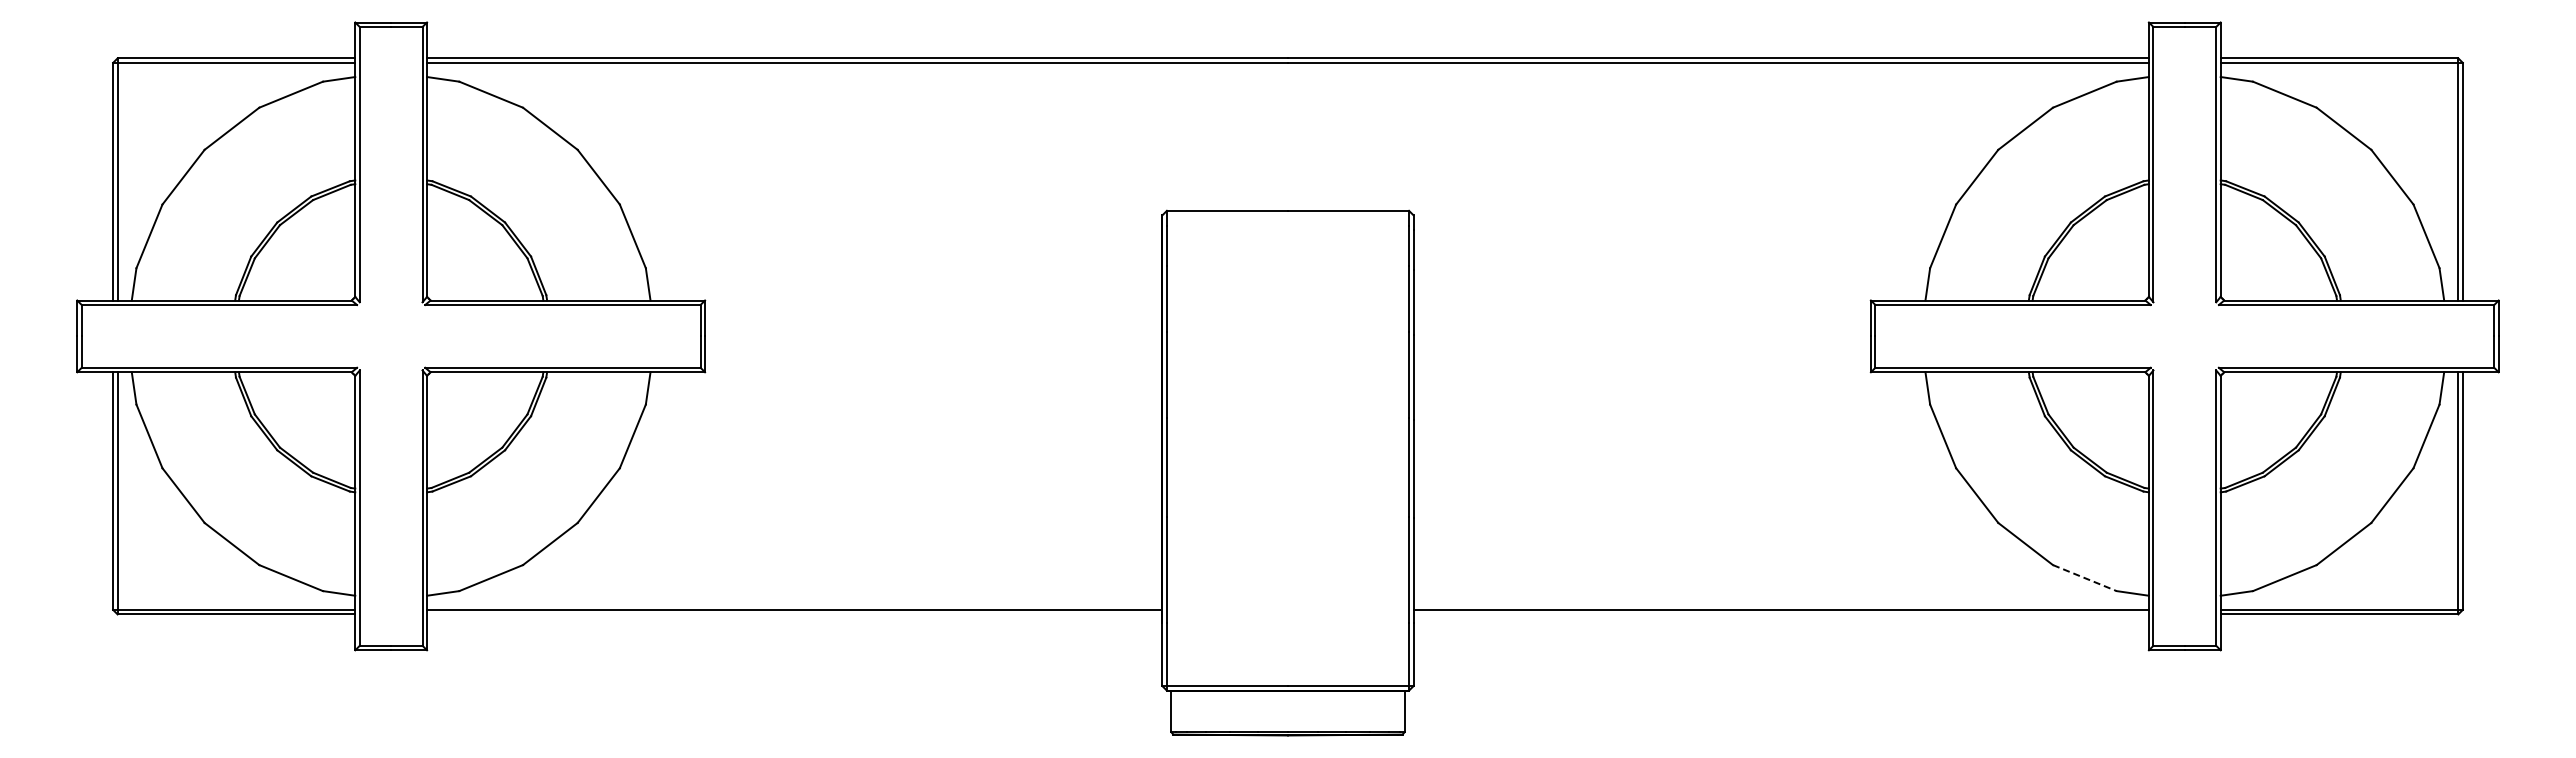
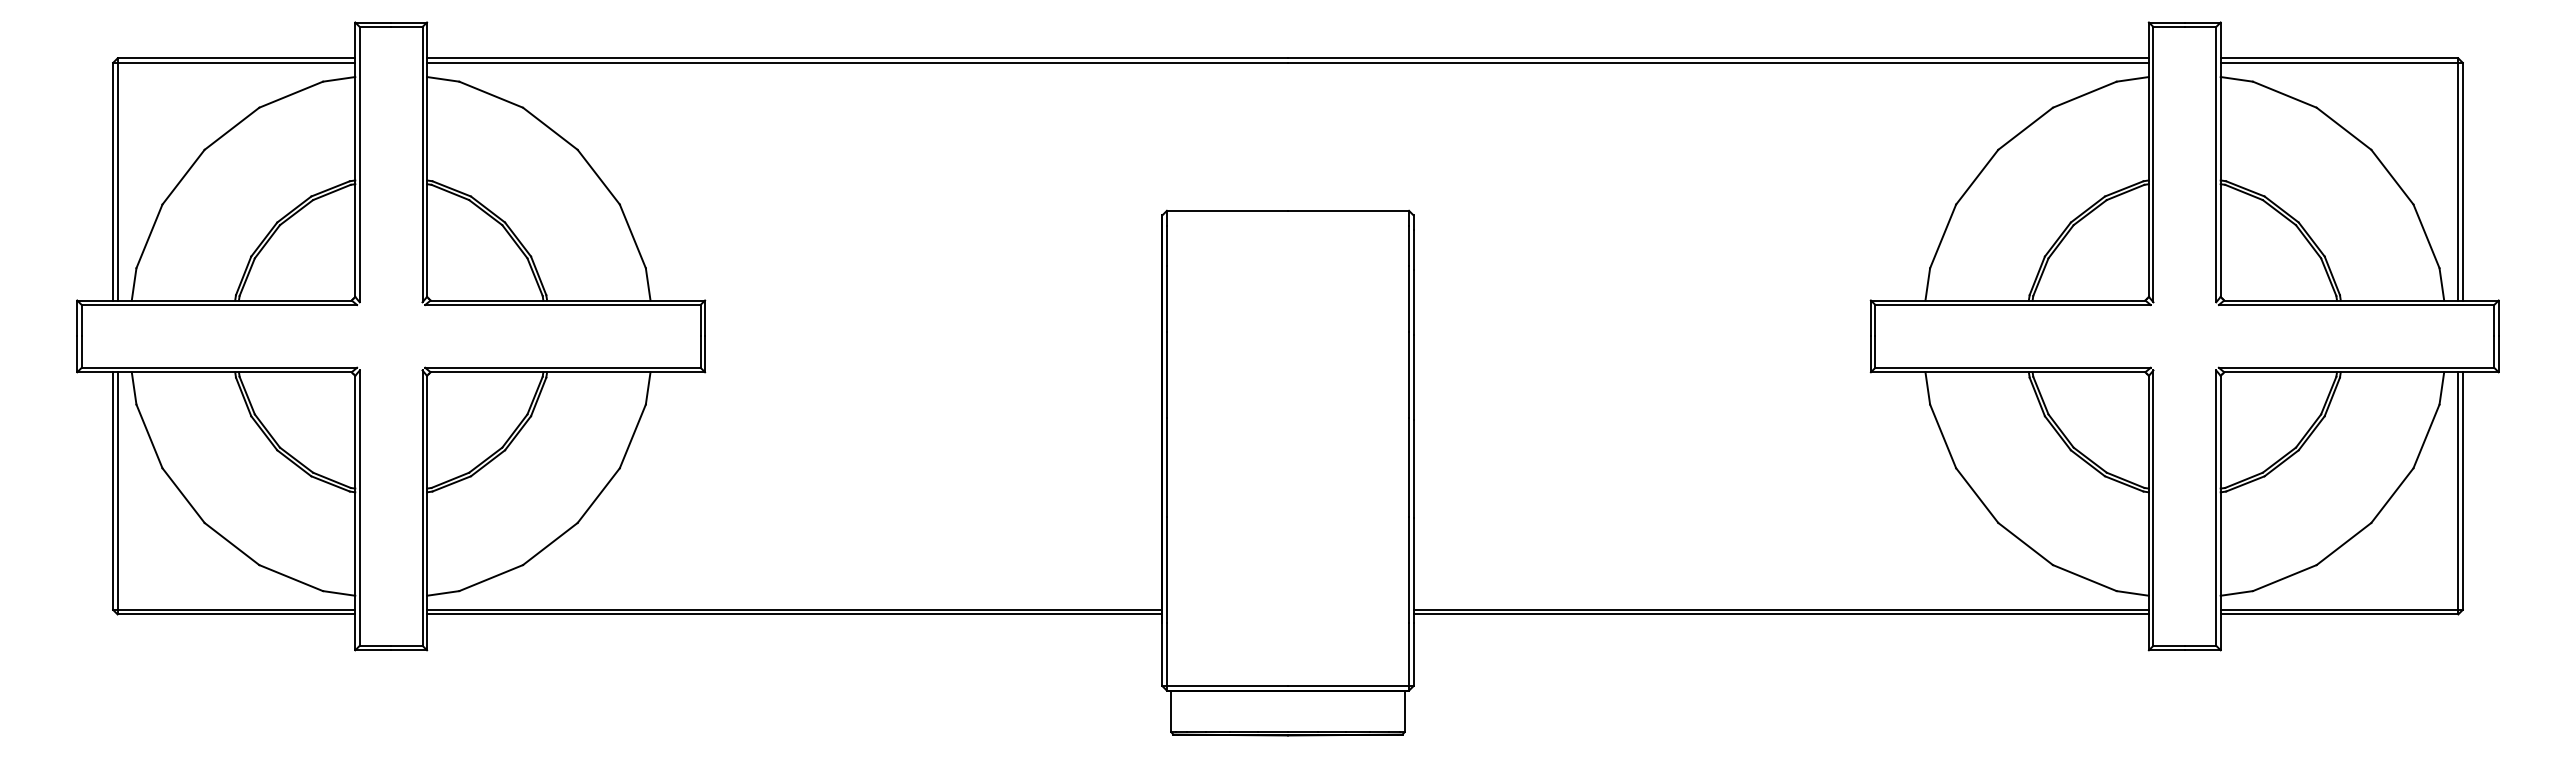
line: dashed -> solid (2085, 578)
line: none -> present (794, 614)
line: none -> present (1780, 614)
